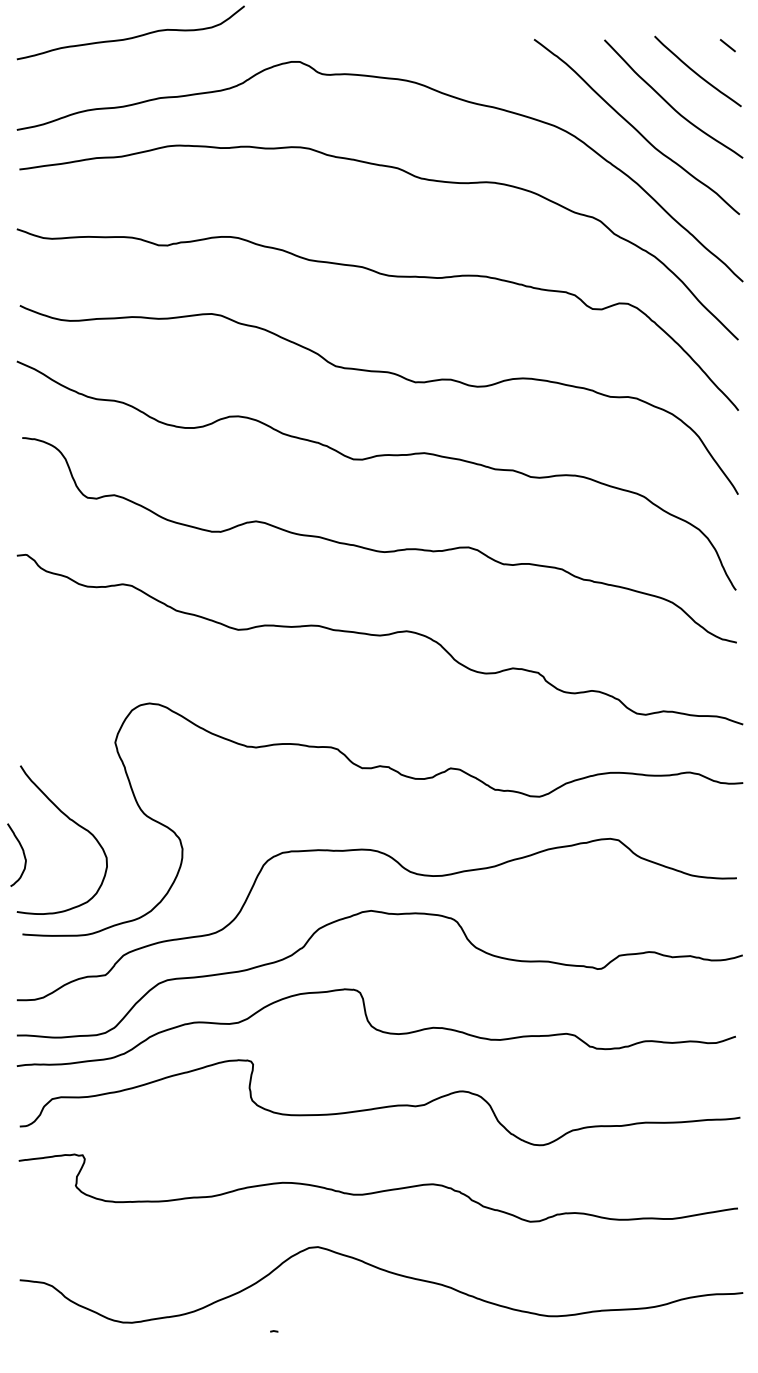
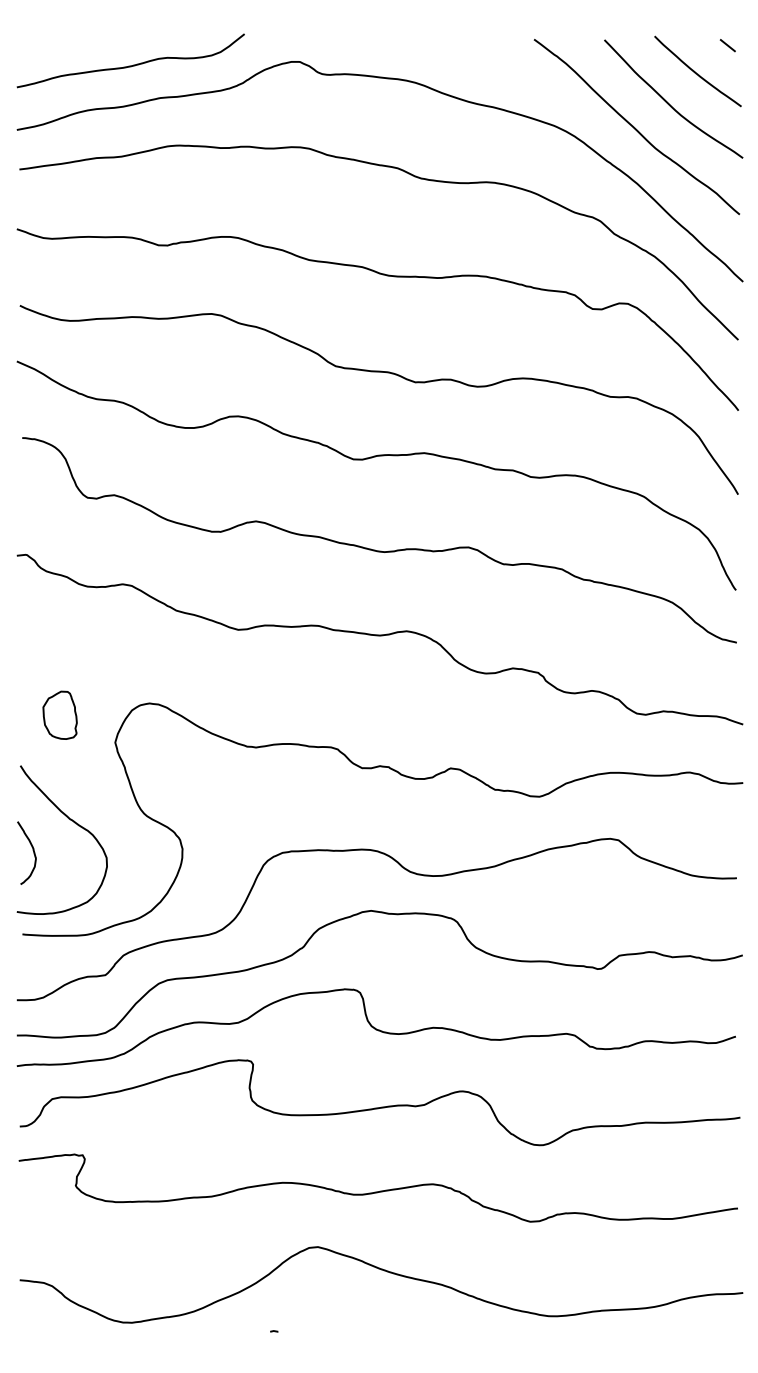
curve position: (133, 36) -> (133, 64) (133, 64)
part: none -> present (59, 714)
curve position: (22, 852) -> (32, 850) (32, 850)
